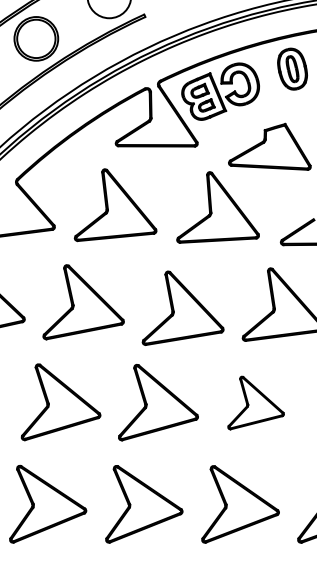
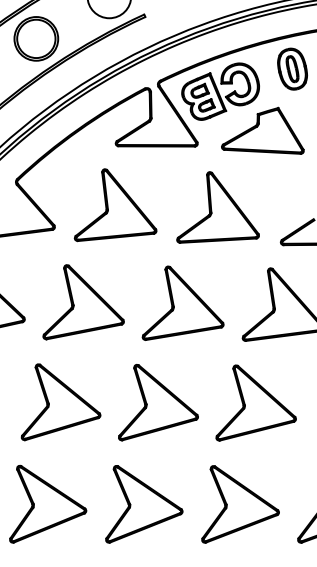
part position: (269, 146) -> (262, 130) (262, 130)
part position: (182, 307) -> (182, 302) (182, 302)
part size: 58x56 px -> 82x78 px (255, 402)
